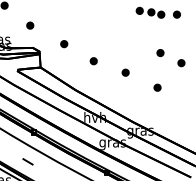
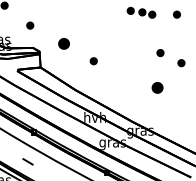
part position: (150, 12) -> (141, 12) (141, 12)
part size: 9x9 px -> 12x12 px (63, 43)
part: present -> none (125, 72)
part size: 9x9 px -> 13x12 px (157, 87)
